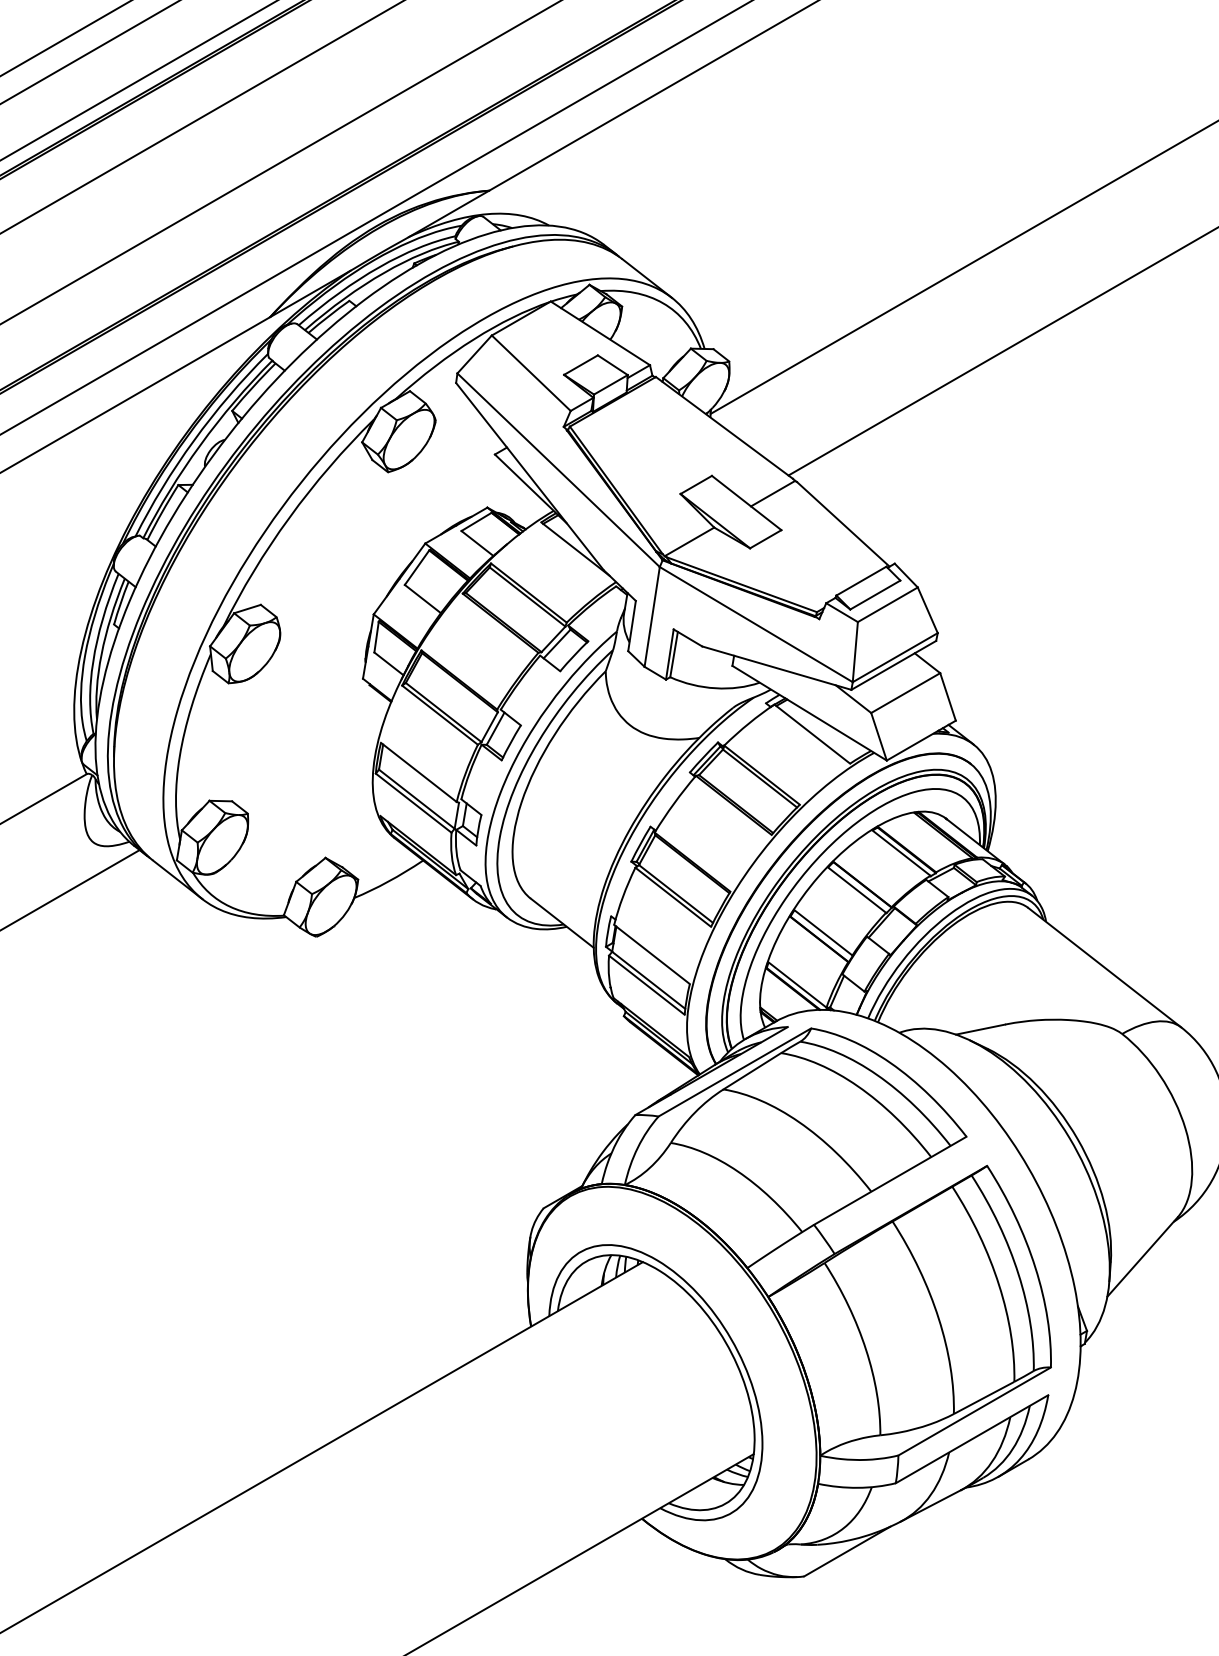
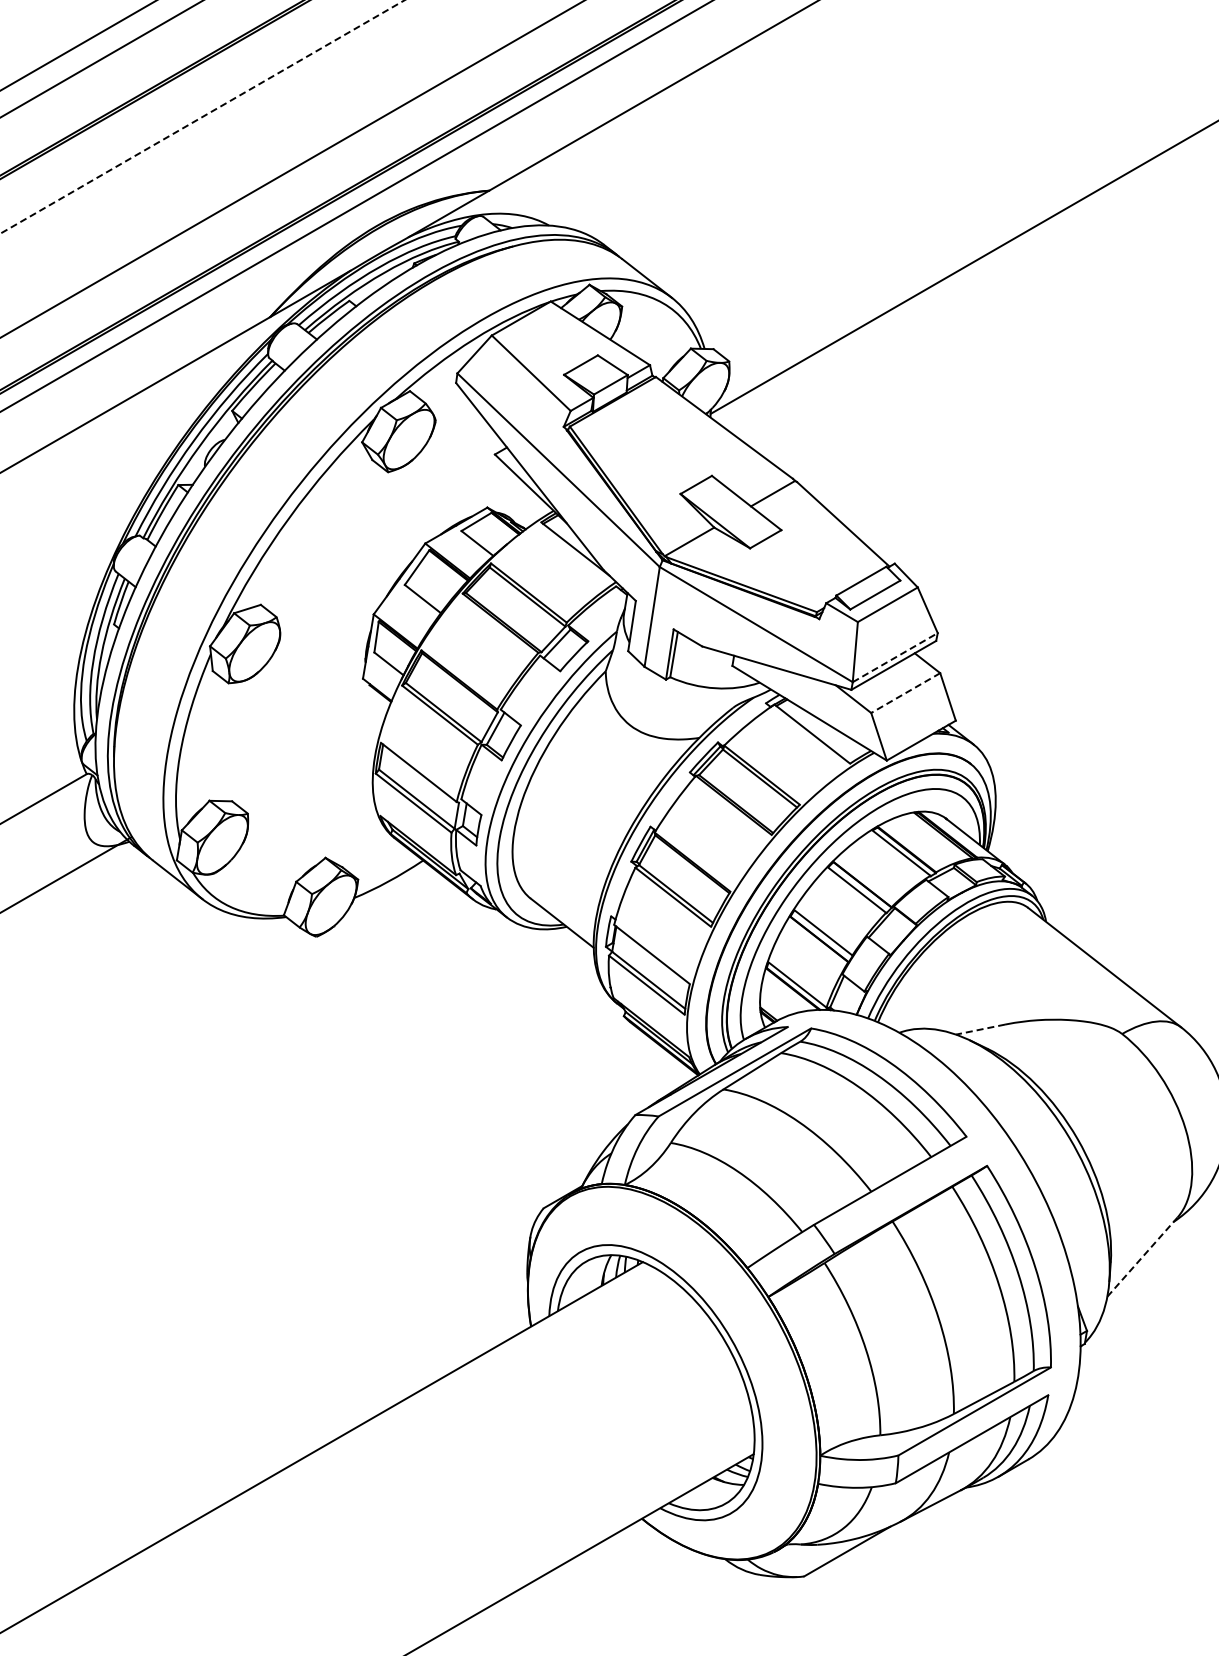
line position: (65, 38) -> (77, 45) (77, 45)
line position: (89, 52) -> (101, 59) (101, 59)
line: present -> none (138, 80)
line: solid -> dashed (203, 116)
line position: (280, 162) -> (292, 169) (292, 169)
line position: (375, 217) -> (356, 206) (356, 206)
line: present -> none (1001, 351)
line: solid -> dashed (895, 657)
line: solid -> dashed (905, 693)
line position: (70, 889) -> (66, 874) (66, 874)
line: solid -> dashed (980, 1029)
line: solid -> dashed (1142, 1257)
